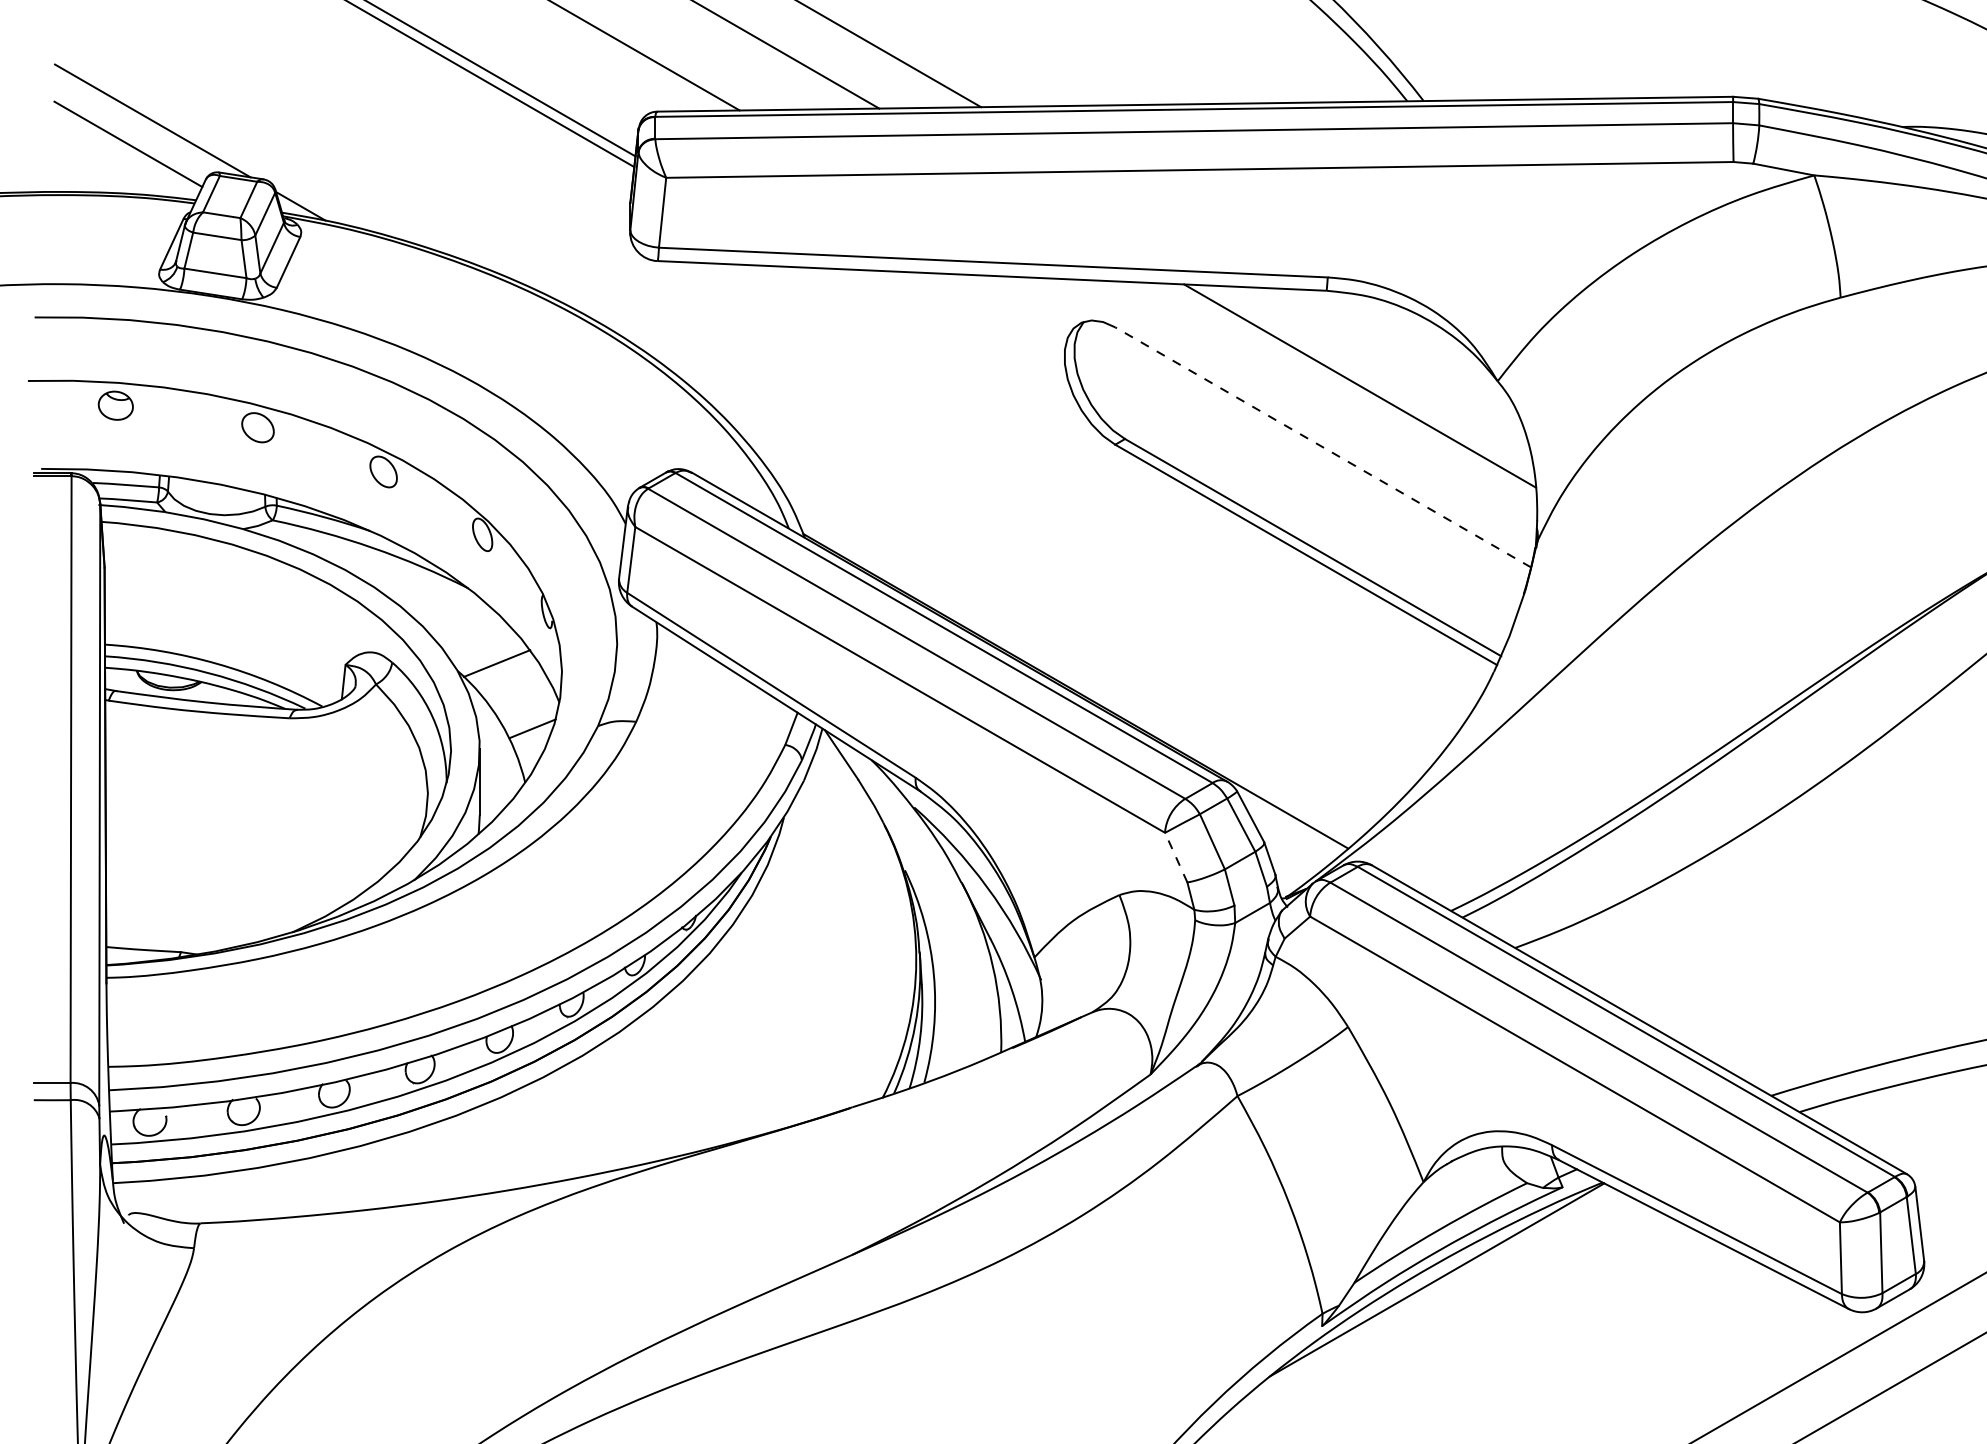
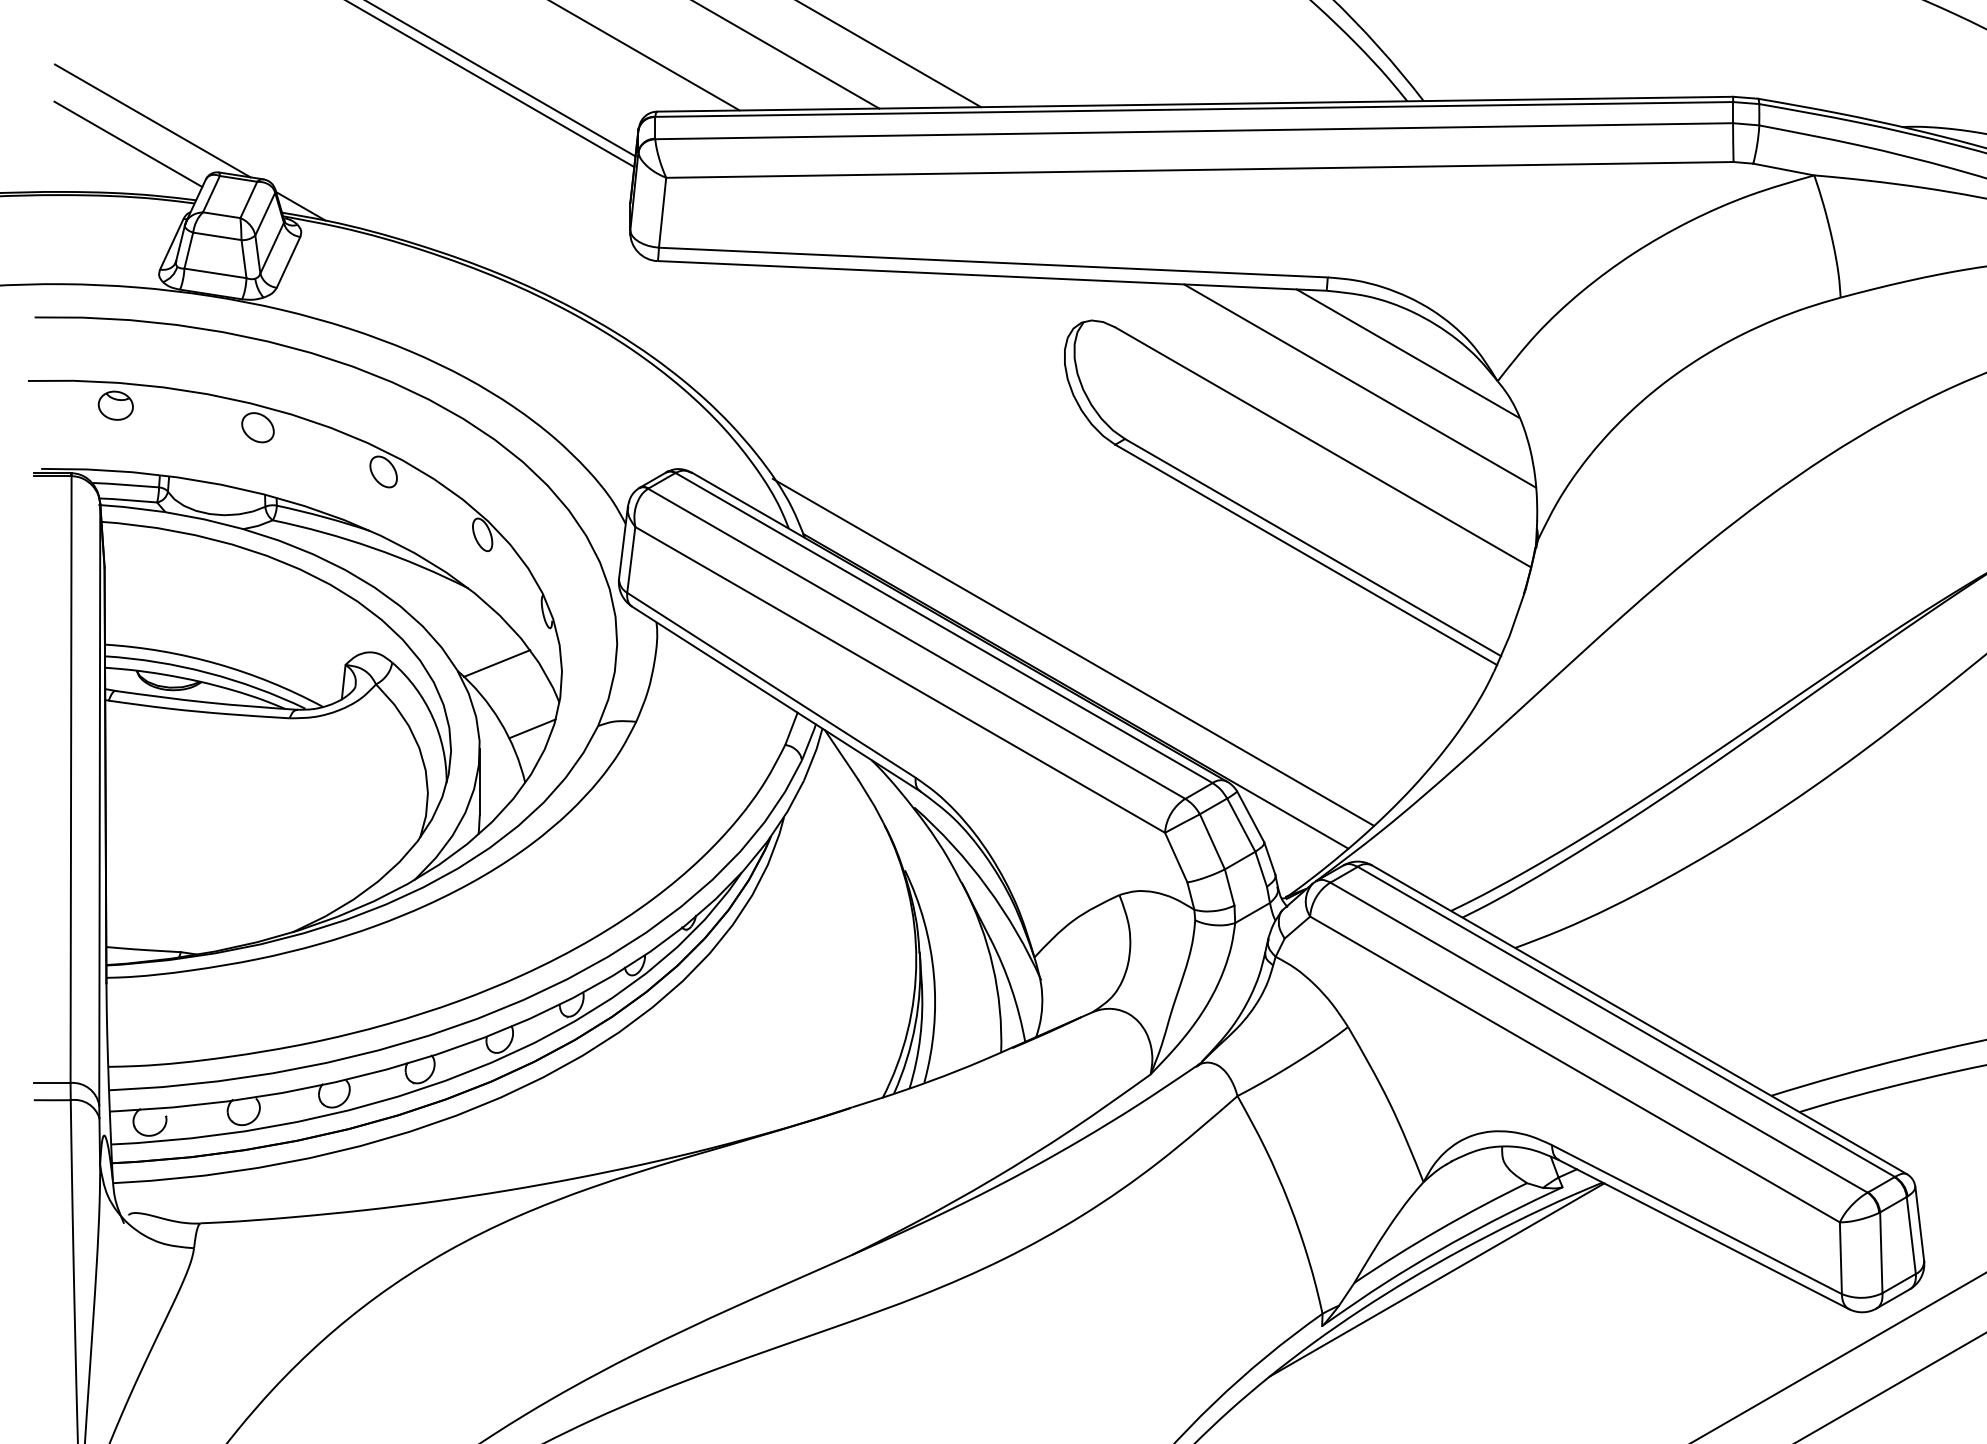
line: none -> present (1407, 353)
line: dashed -> solid (1322, 447)
line: none -> present (1073, 651)
line: dashed -> solid (1176, 857)
